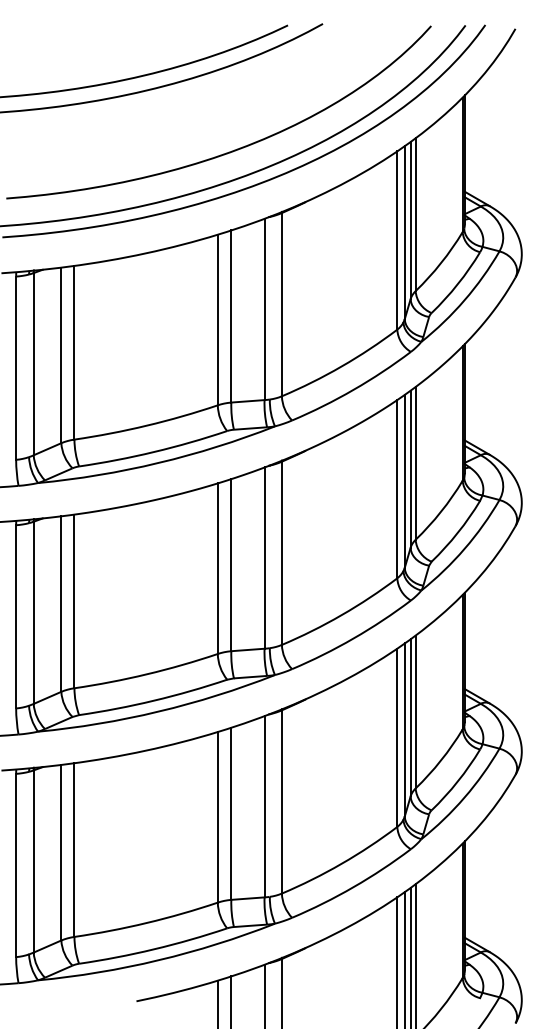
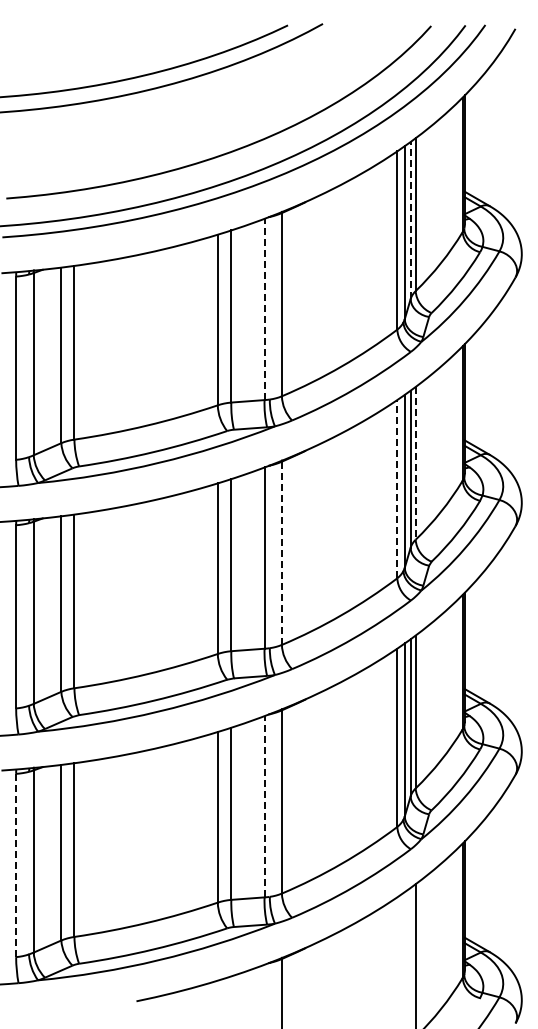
line: solid -> dashed (410, 220)
line: solid -> dashed (264, 309)
line: solid -> dashed (415, 463)
line: solid -> dashed (397, 488)
line: solid -> dashed (281, 553)
line: solid -> dashed (264, 806)
line: solid -> dashed (16, 865)
line: present -> none (410, 956)
line: present -> none (404, 958)
line: present -> none (397, 961)
line: present -> none (264, 994)
line: present -> none (231, 1000)
line: present -> none (217, 1002)
